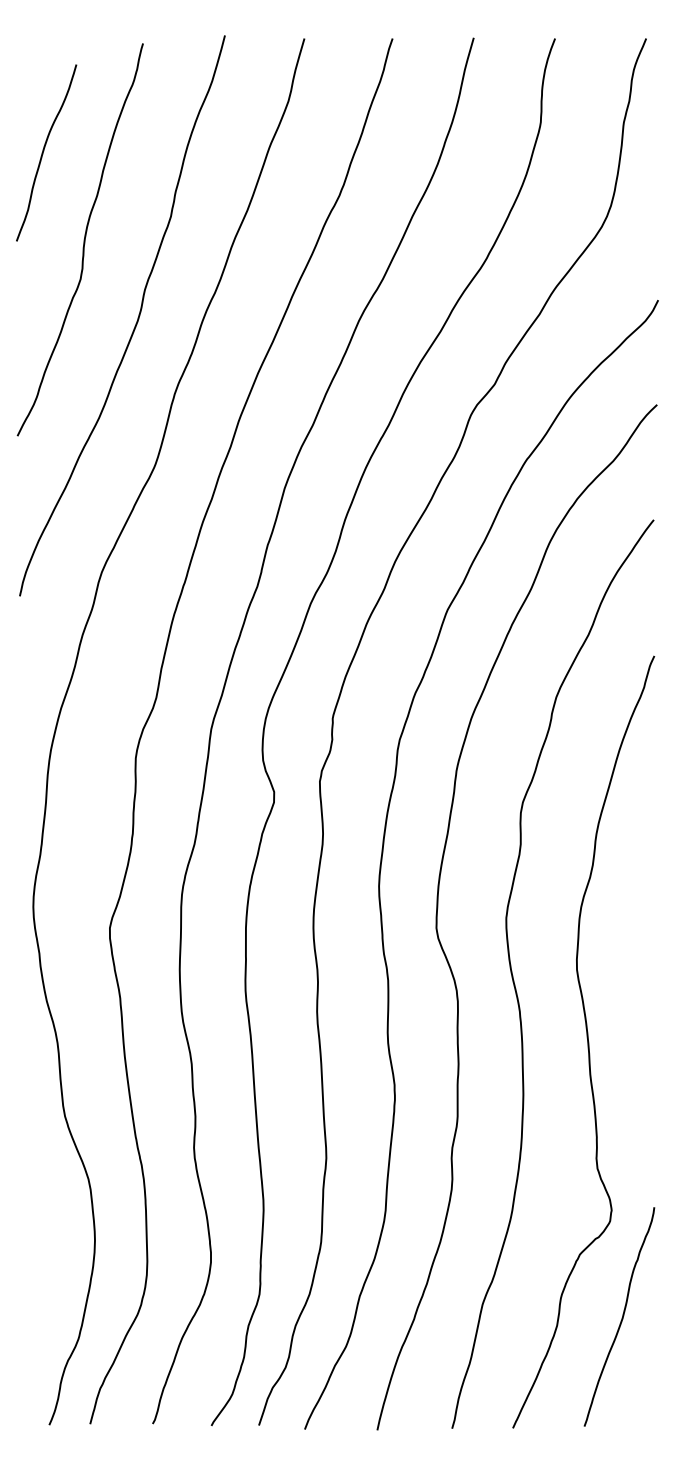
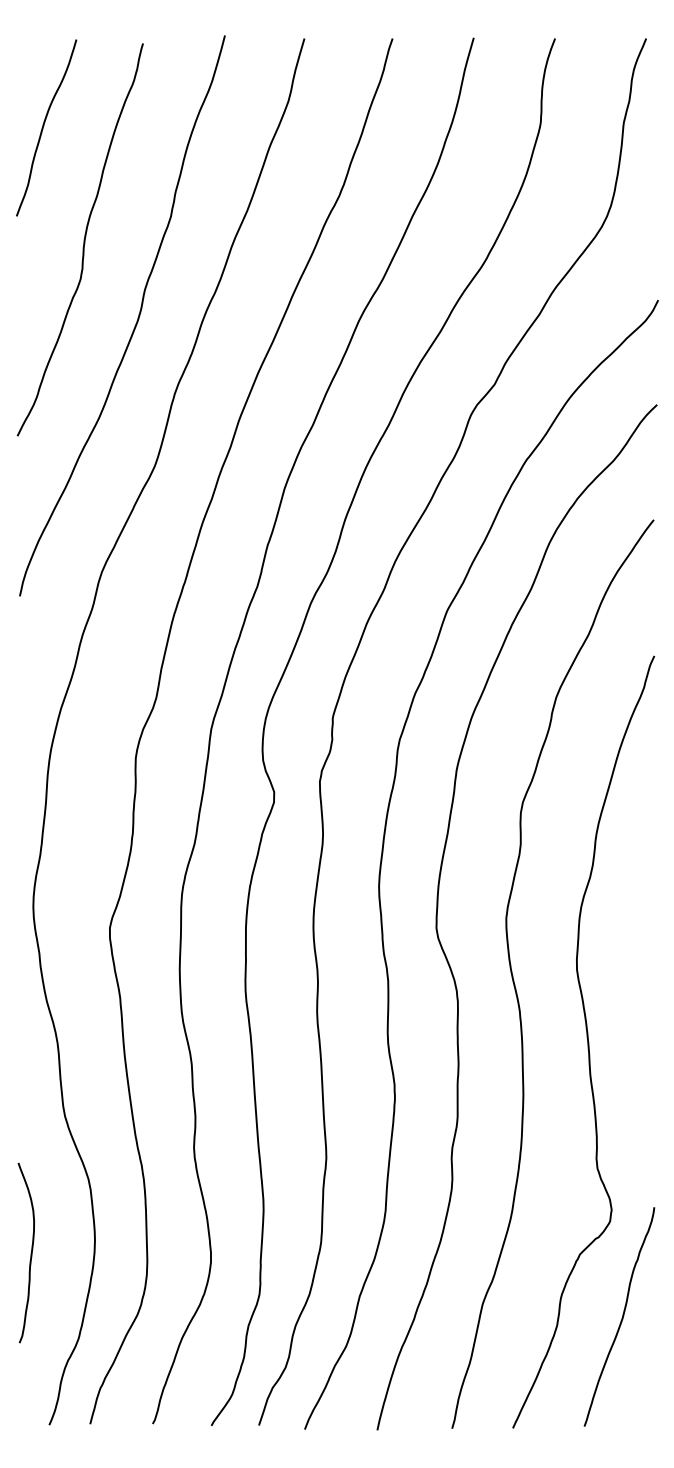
curve position: (44, 151) -> (44, 126) (44, 126)
curve: none -> present (30, 1253)
